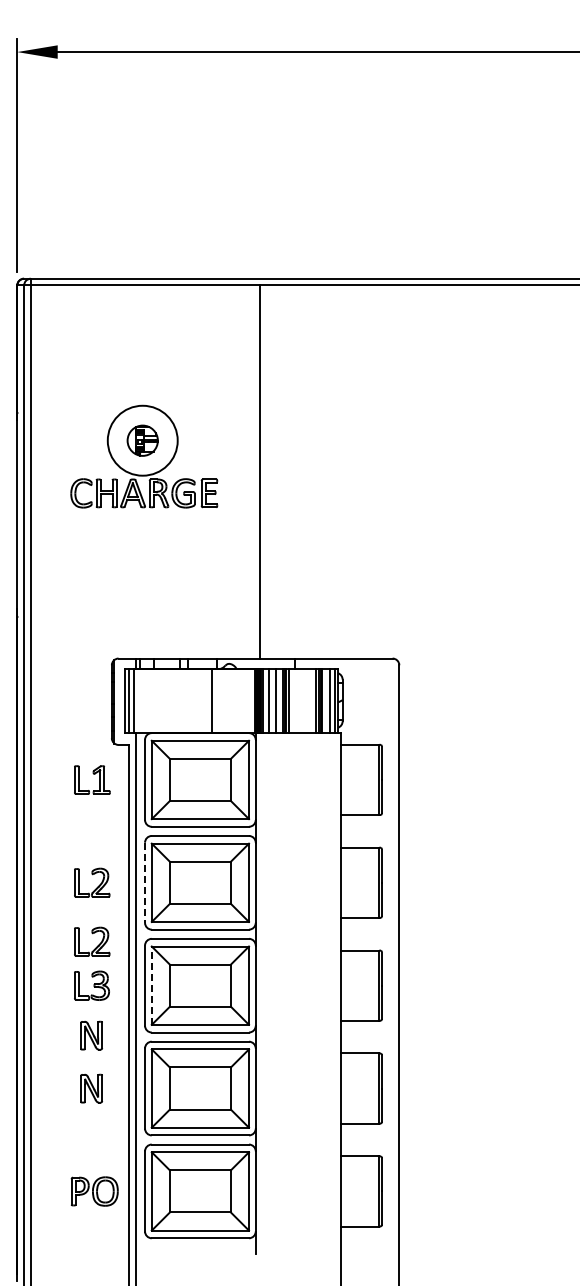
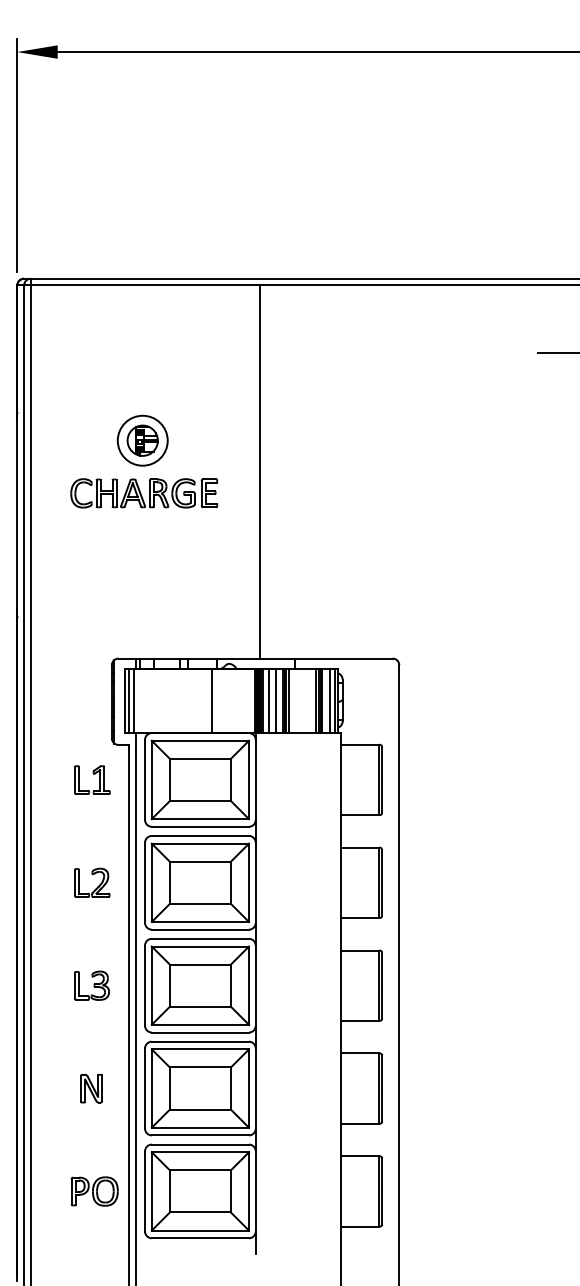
line: none -> present (556, 352)
circle diameter: 70 px -> 50 px (142, 440)
line: dashed -> solid (145, 883)
part: present -> none (97, 945)
line: dashed -> solid (151, 985)
part: present -> none (91, 1035)
